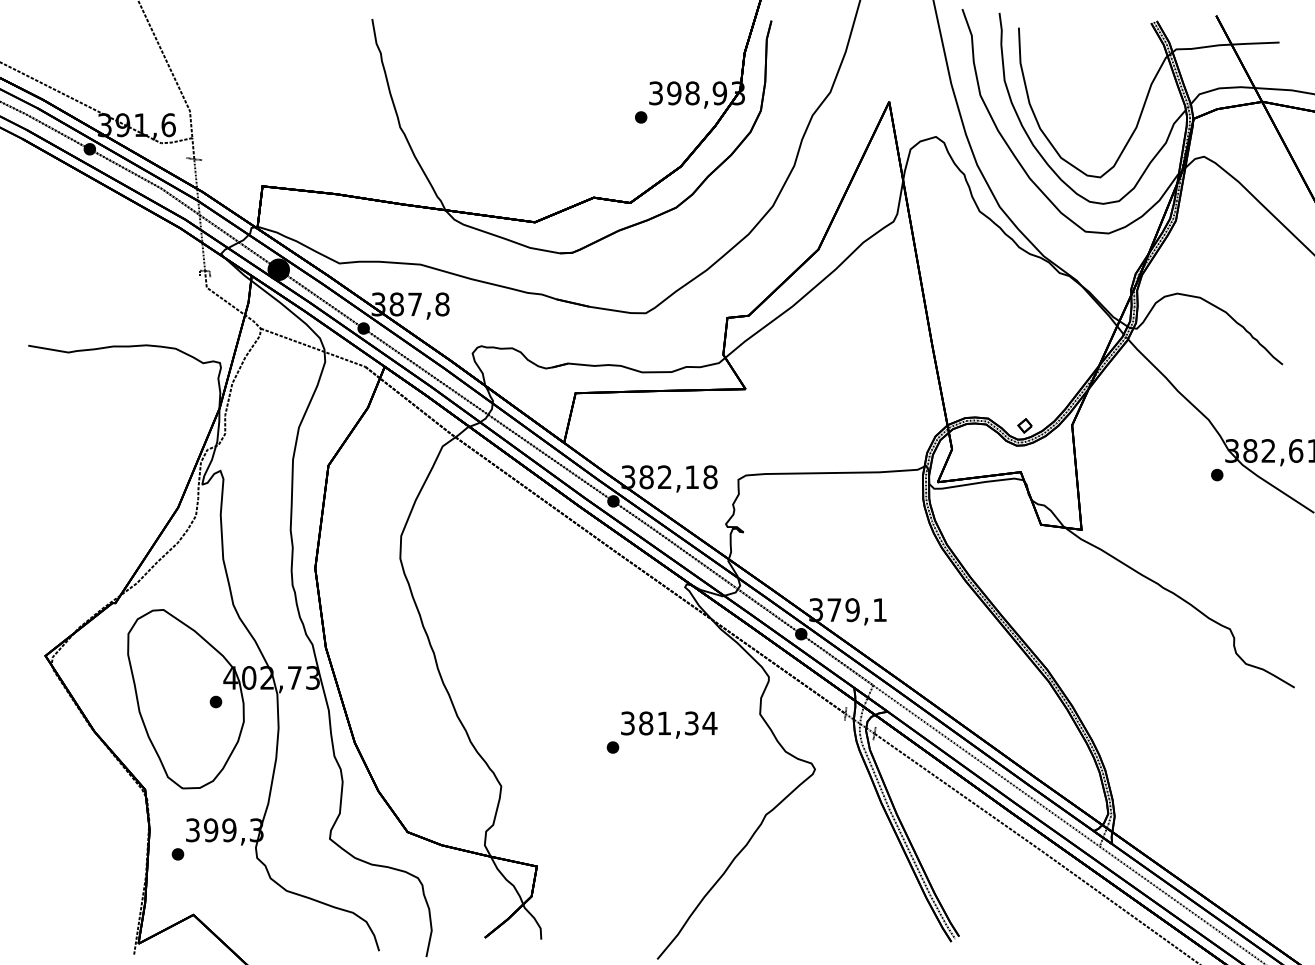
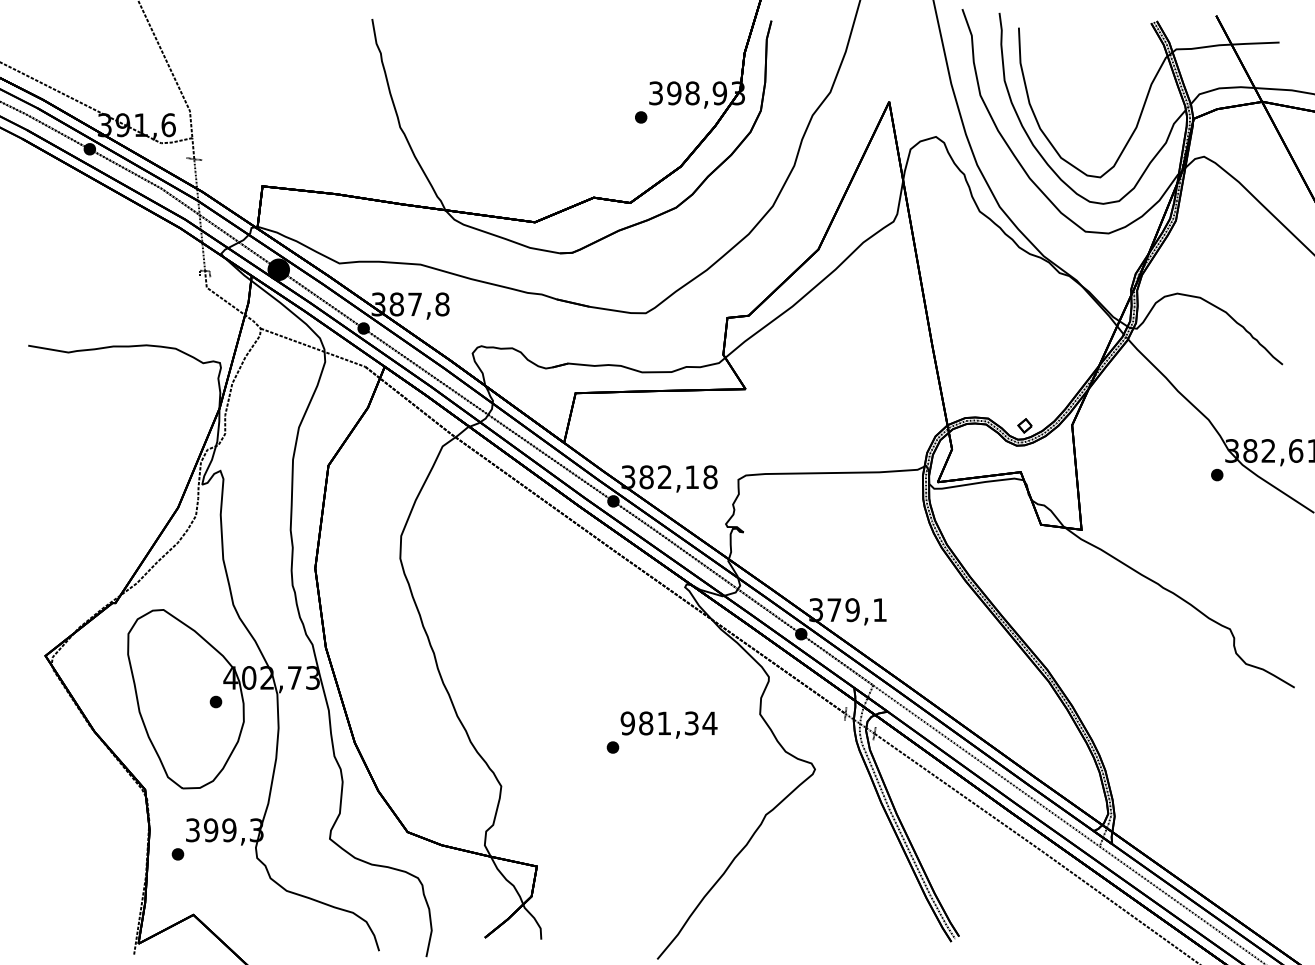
text: 381,34 -> 981,34 (627, 723)
